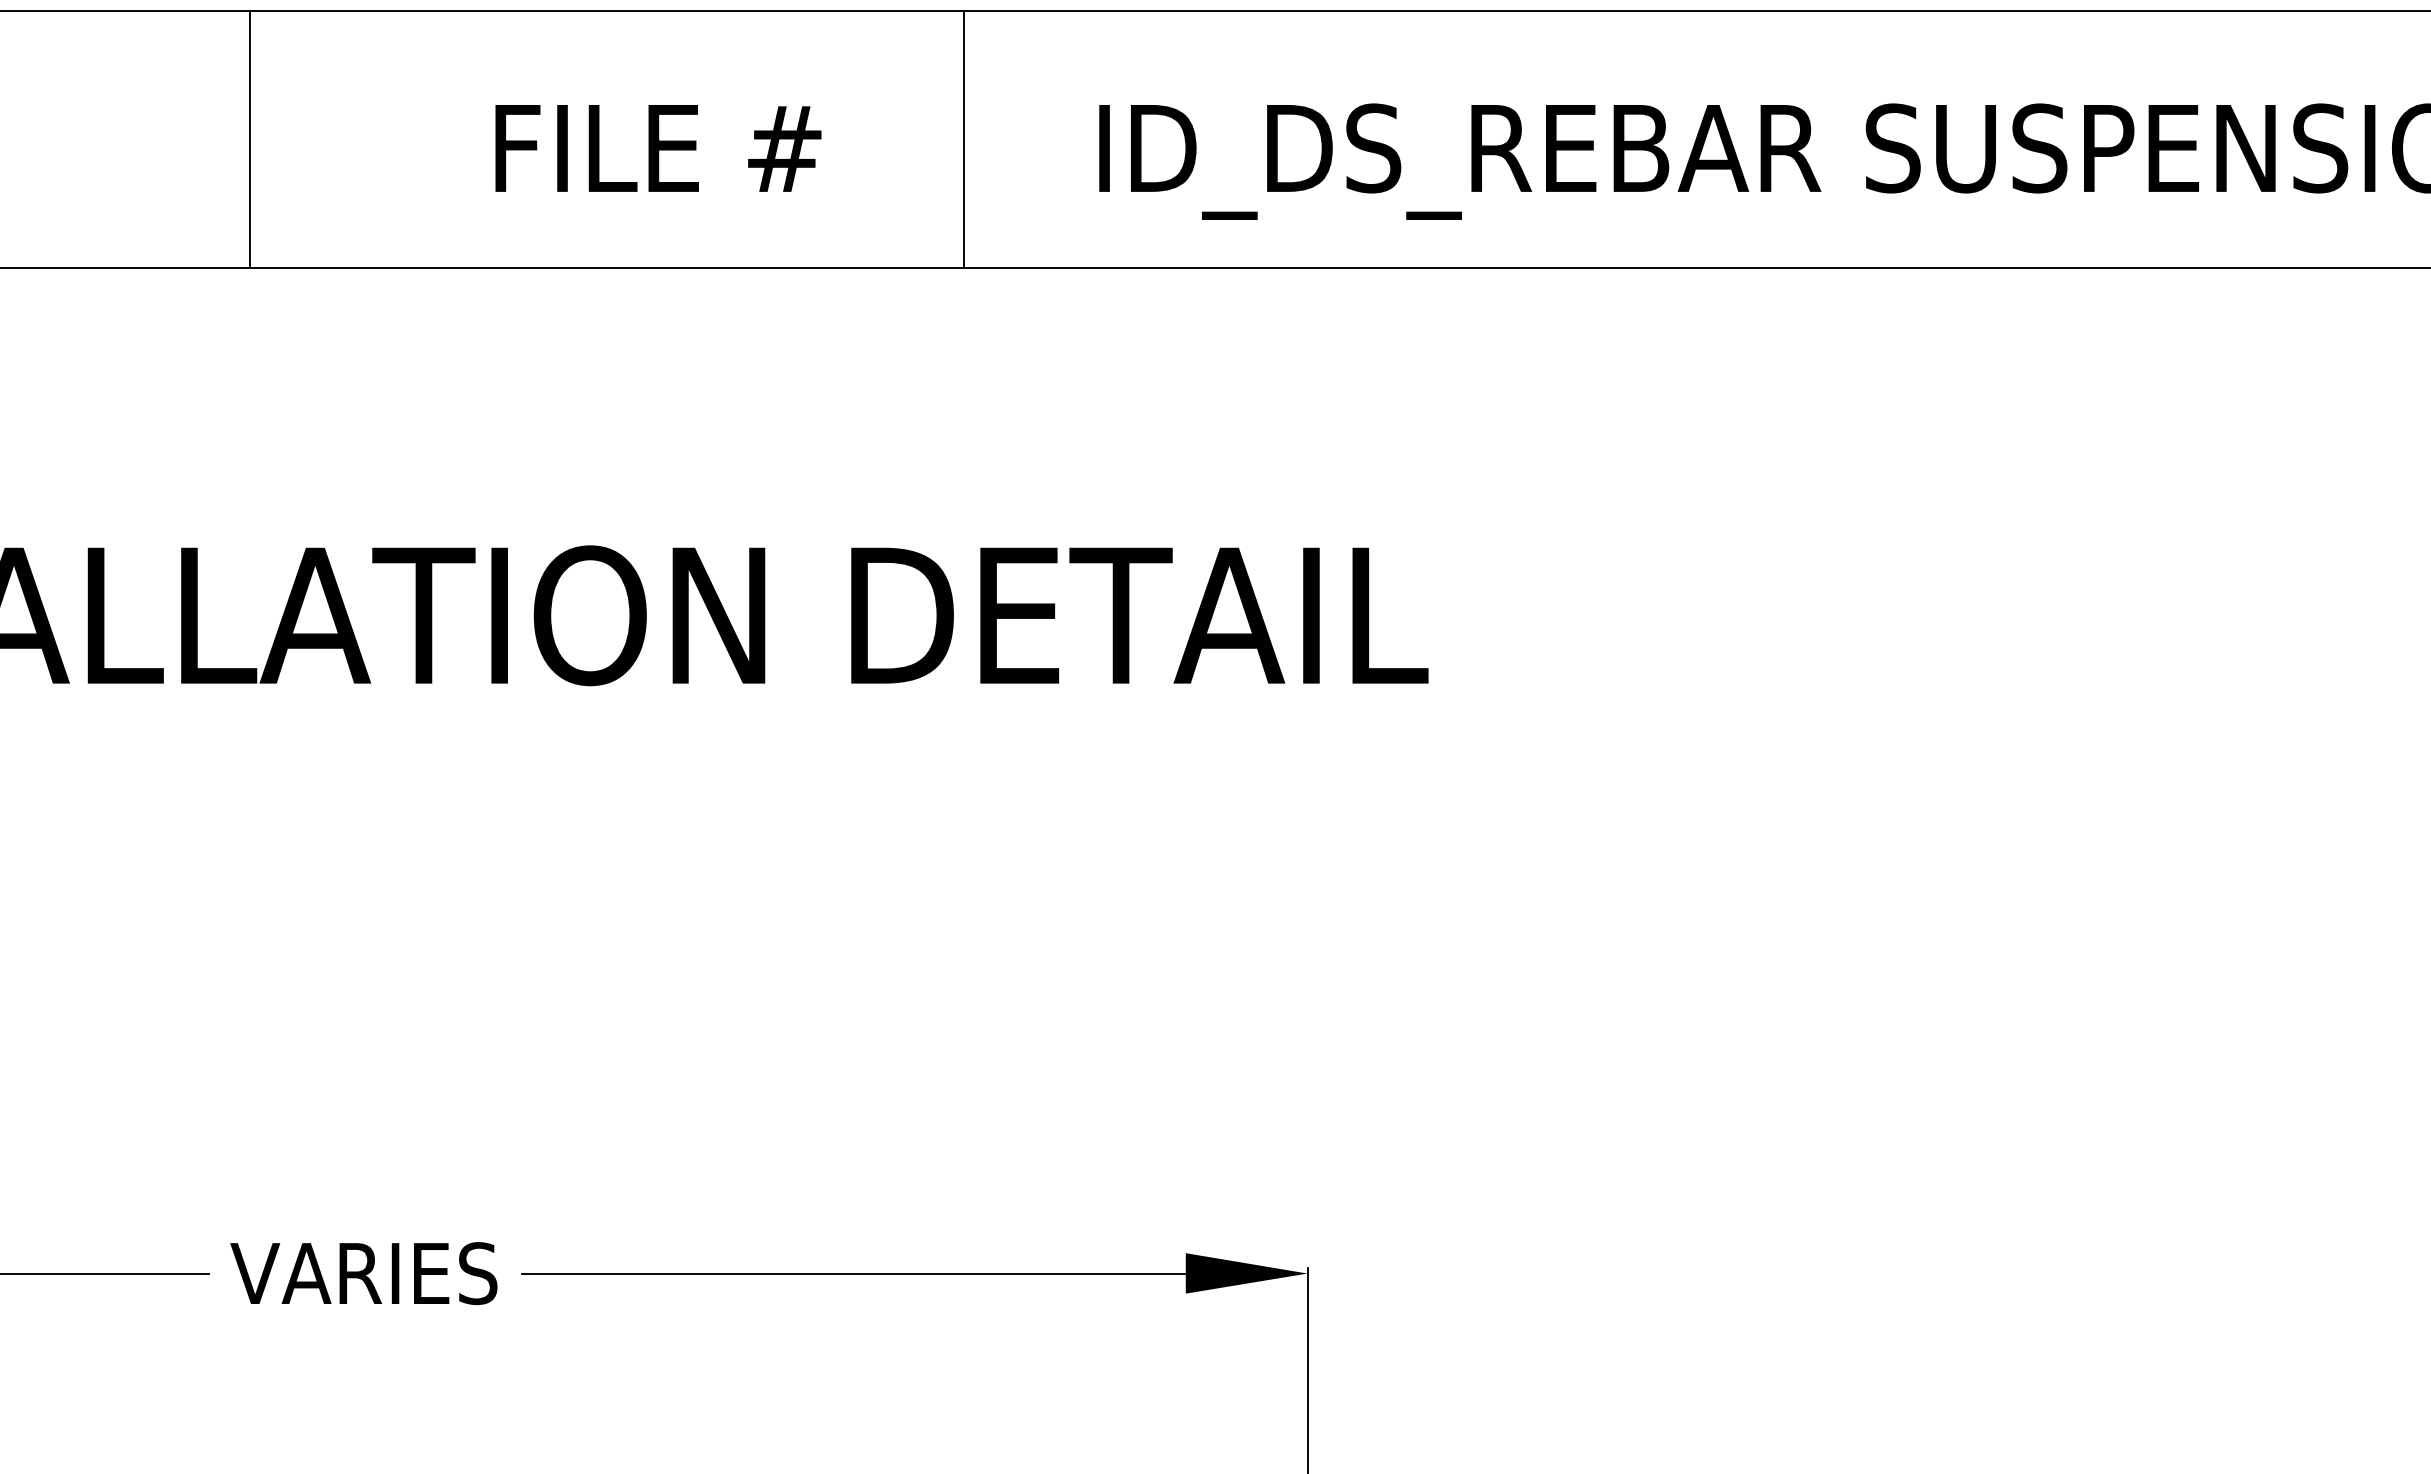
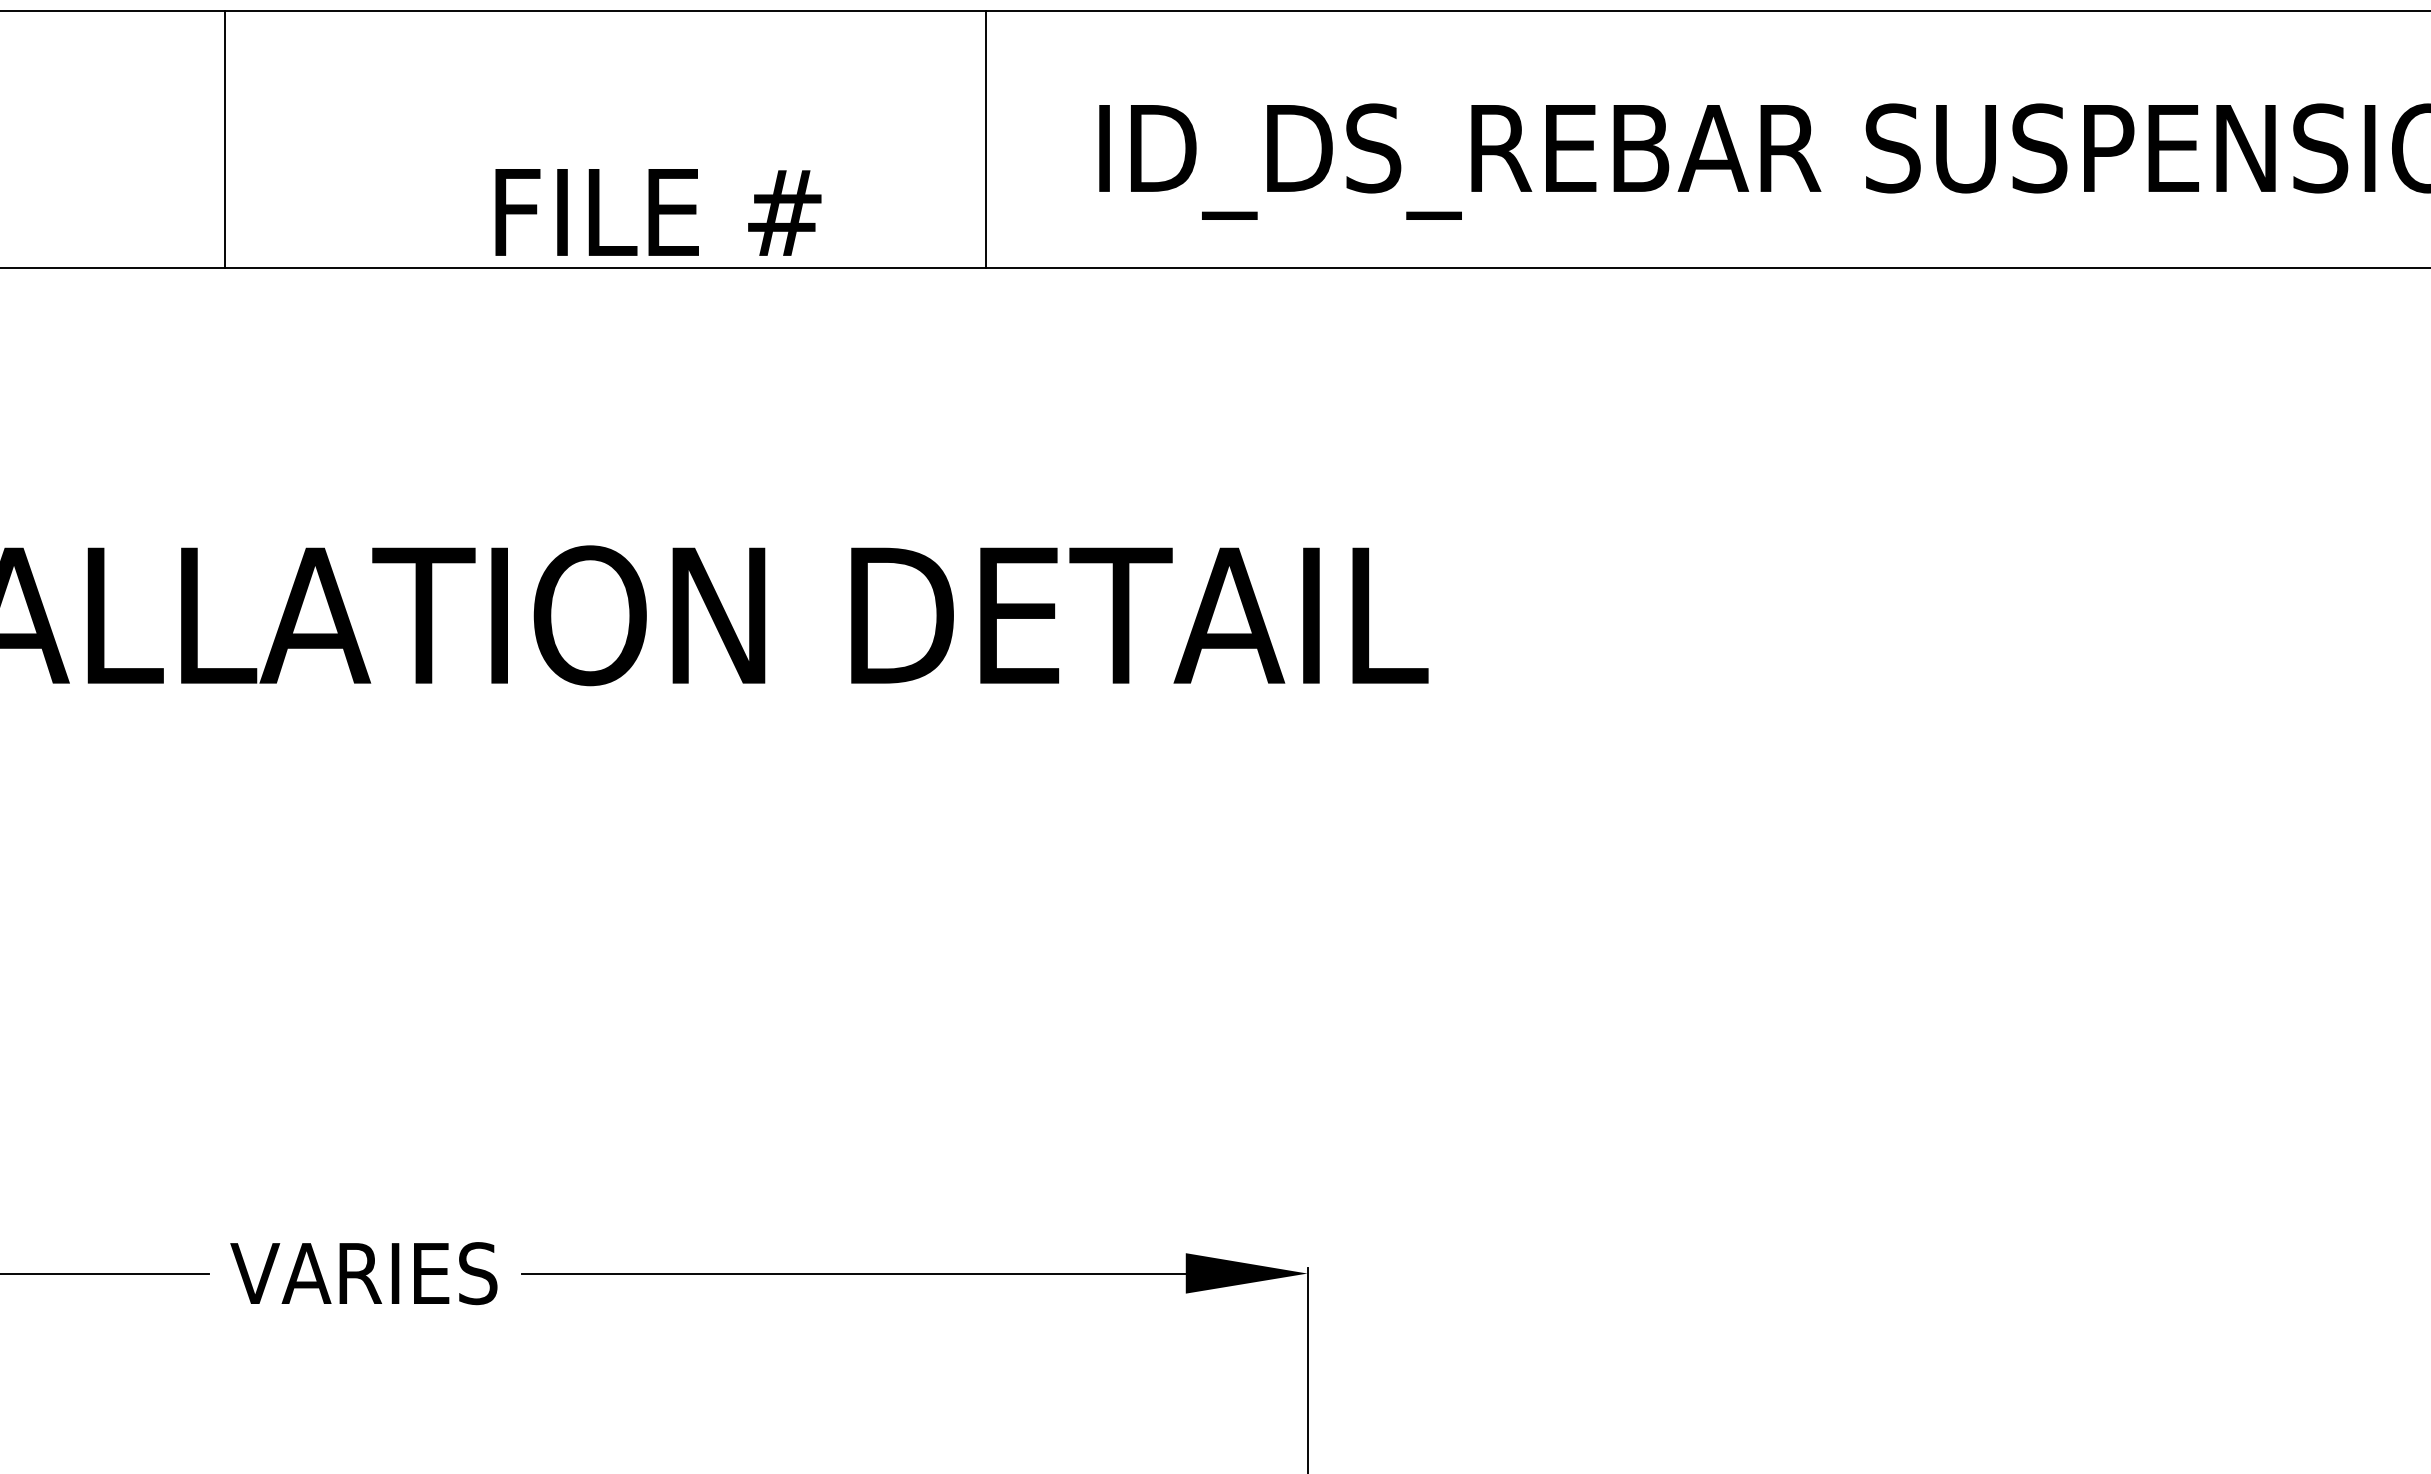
line position: (249, 139) -> (224, 139) (224, 139)
line position: (964, 139) -> (986, 139) (986, 139)
text position: (658, 148) -> (658, 212) (658, 212)
